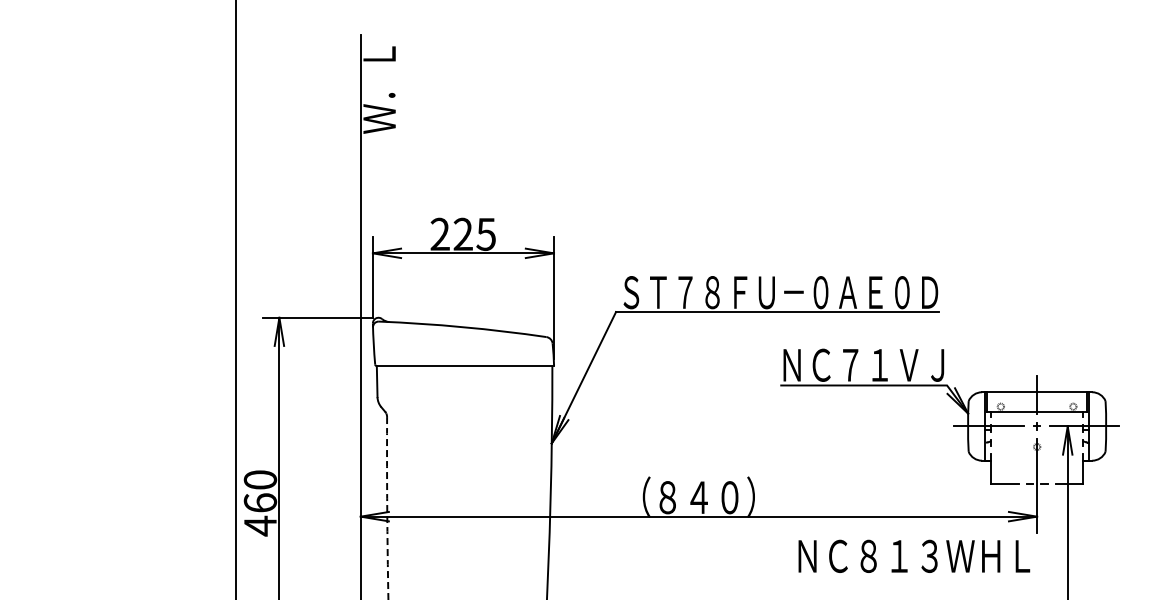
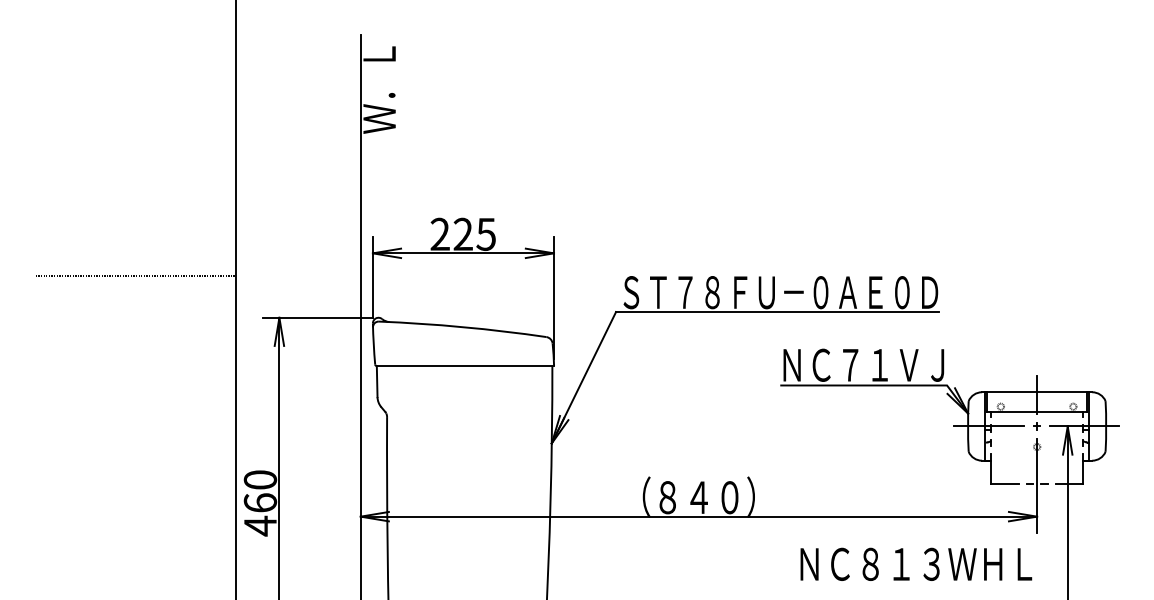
line: none -> present (134, 275)
arc: dashed -> solid (387, 508)
text position: (914, 555) -> (916, 563) (916, 563)
